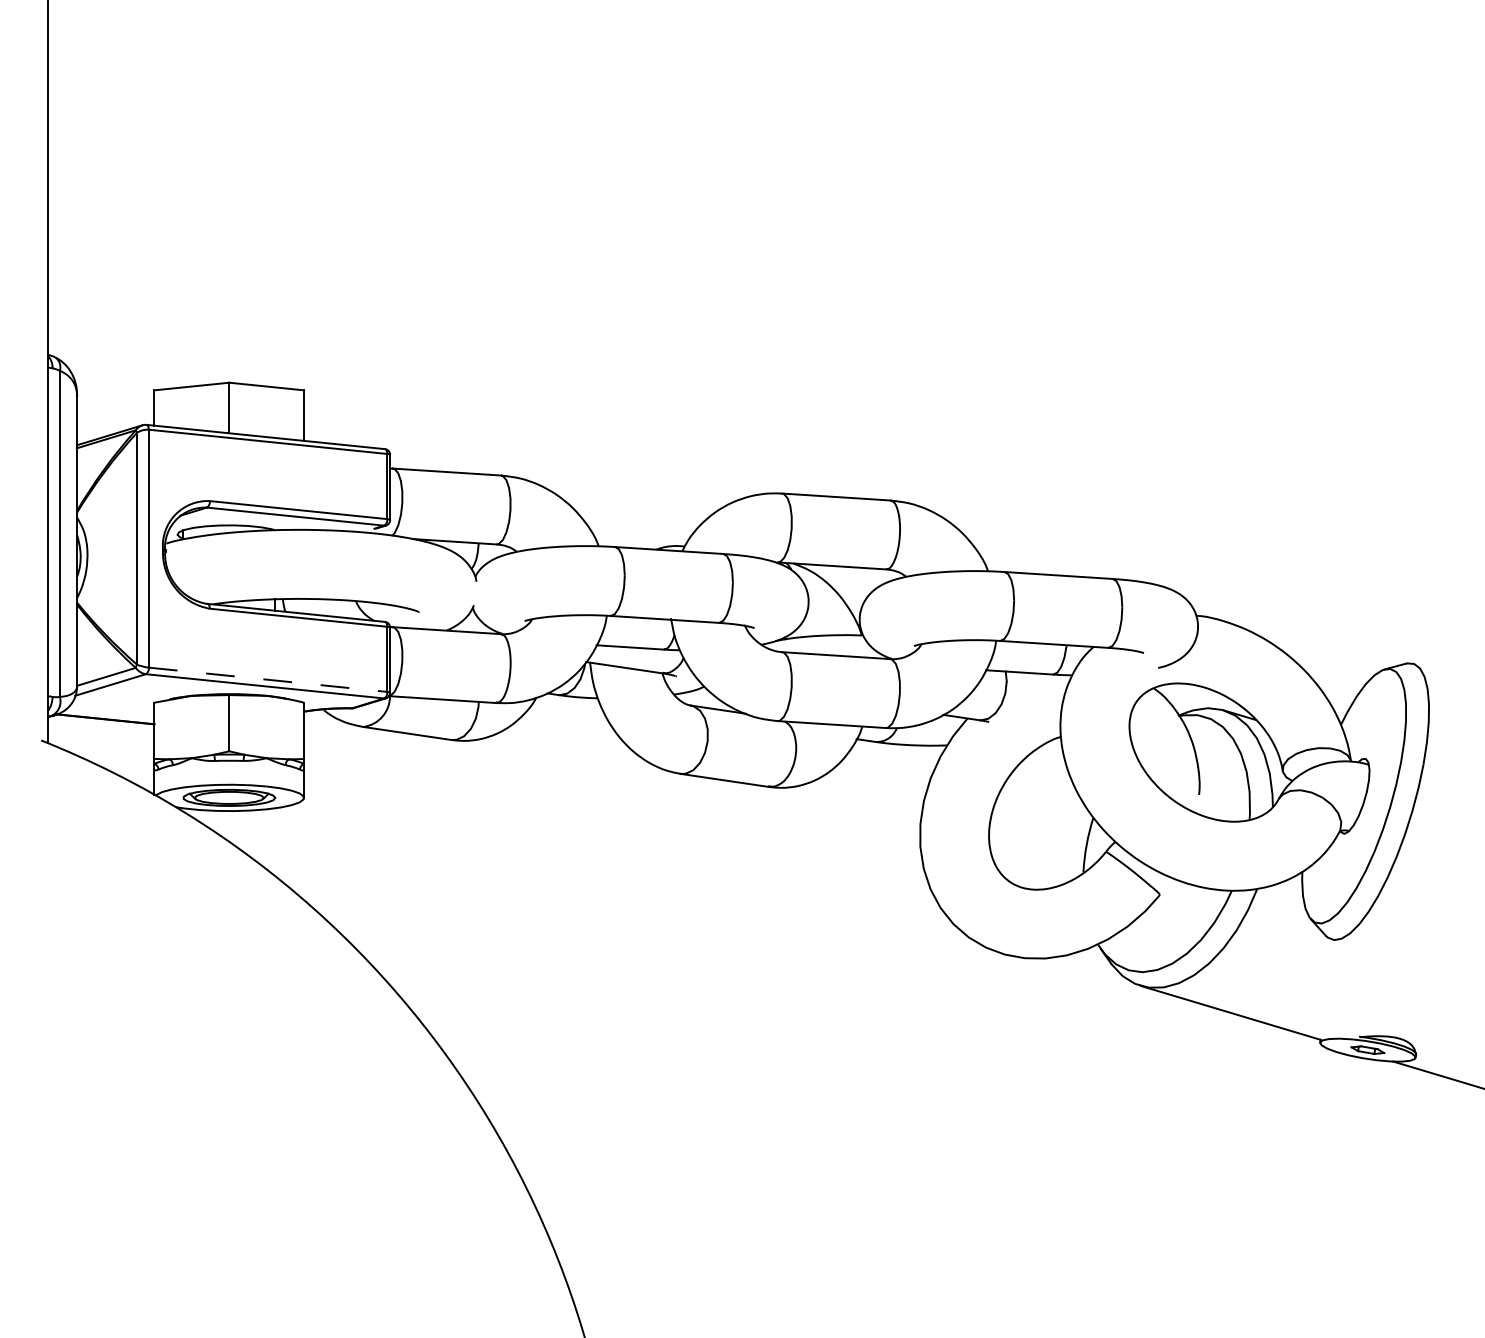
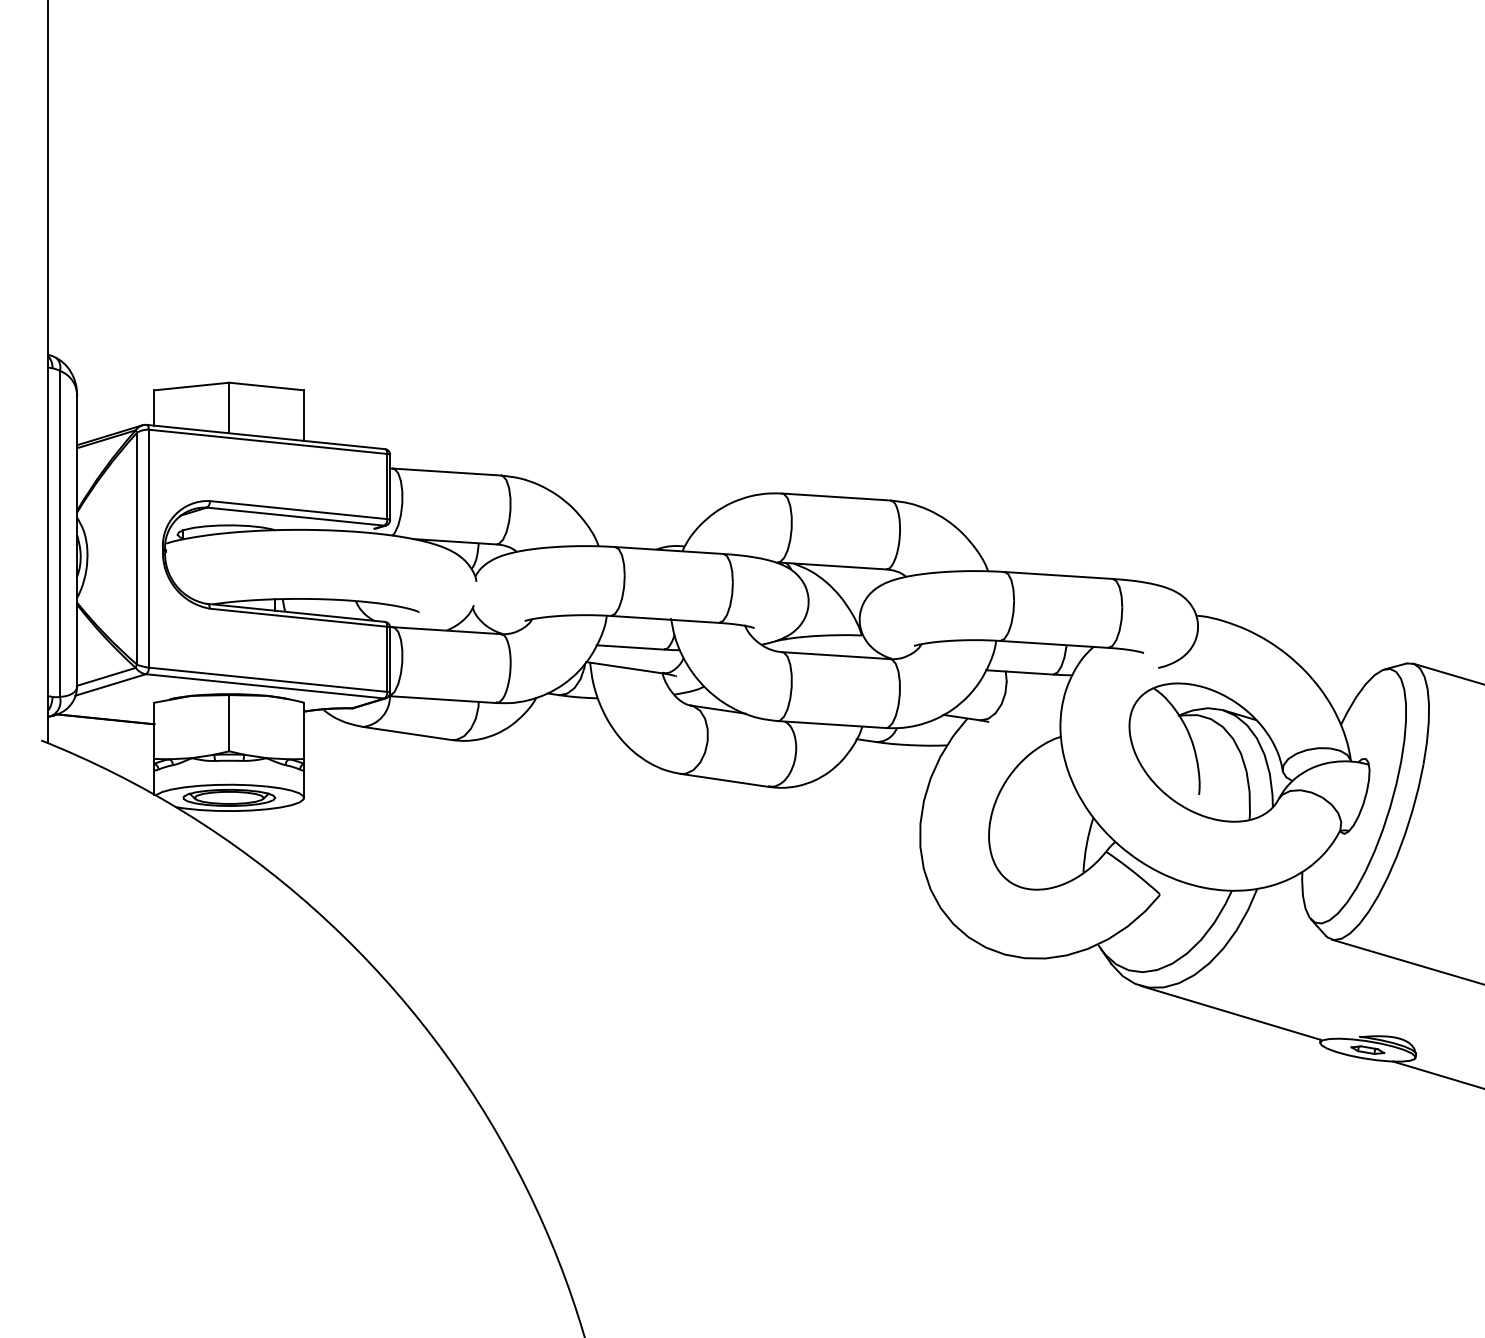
line: none -> present (1447, 673)
line: dashed -> solid (268, 679)
line: none -> present (1406, 961)
